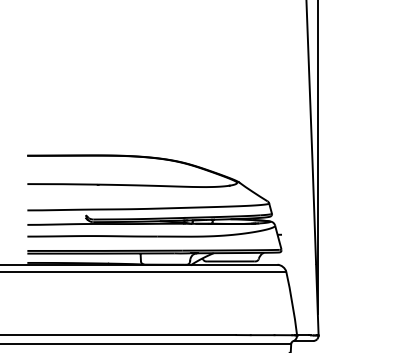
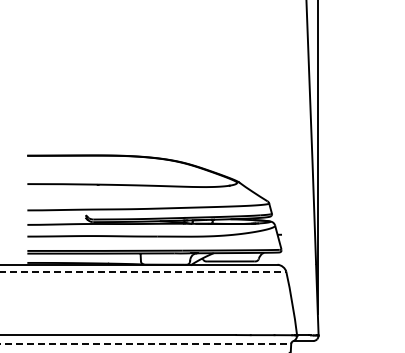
line: solid -> dashed (143, 271)
line: solid -> dashed (146, 343)
